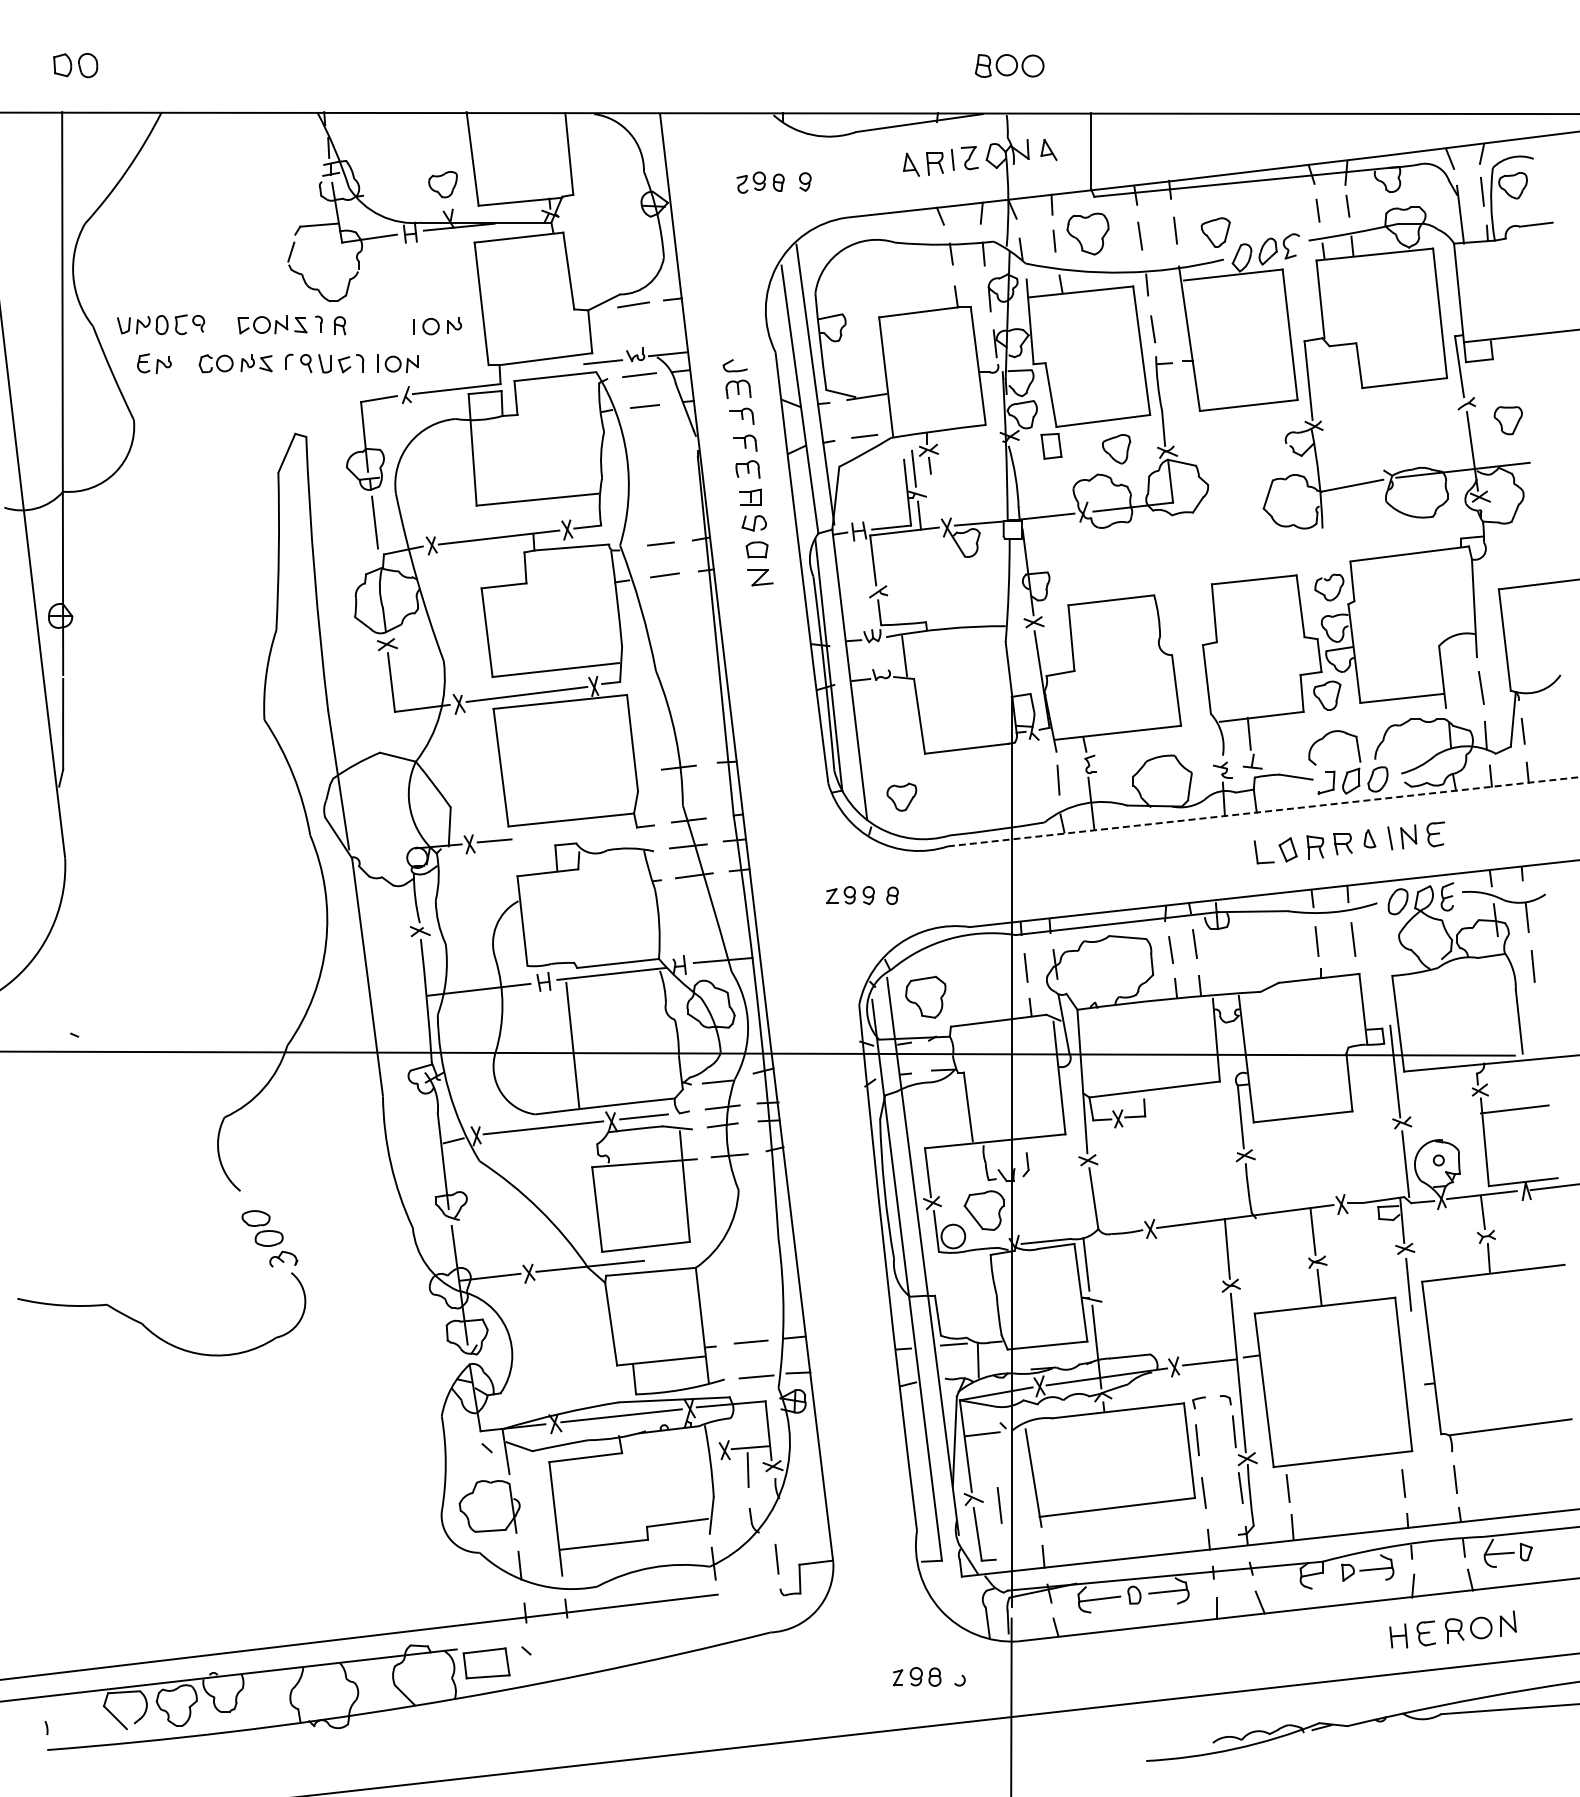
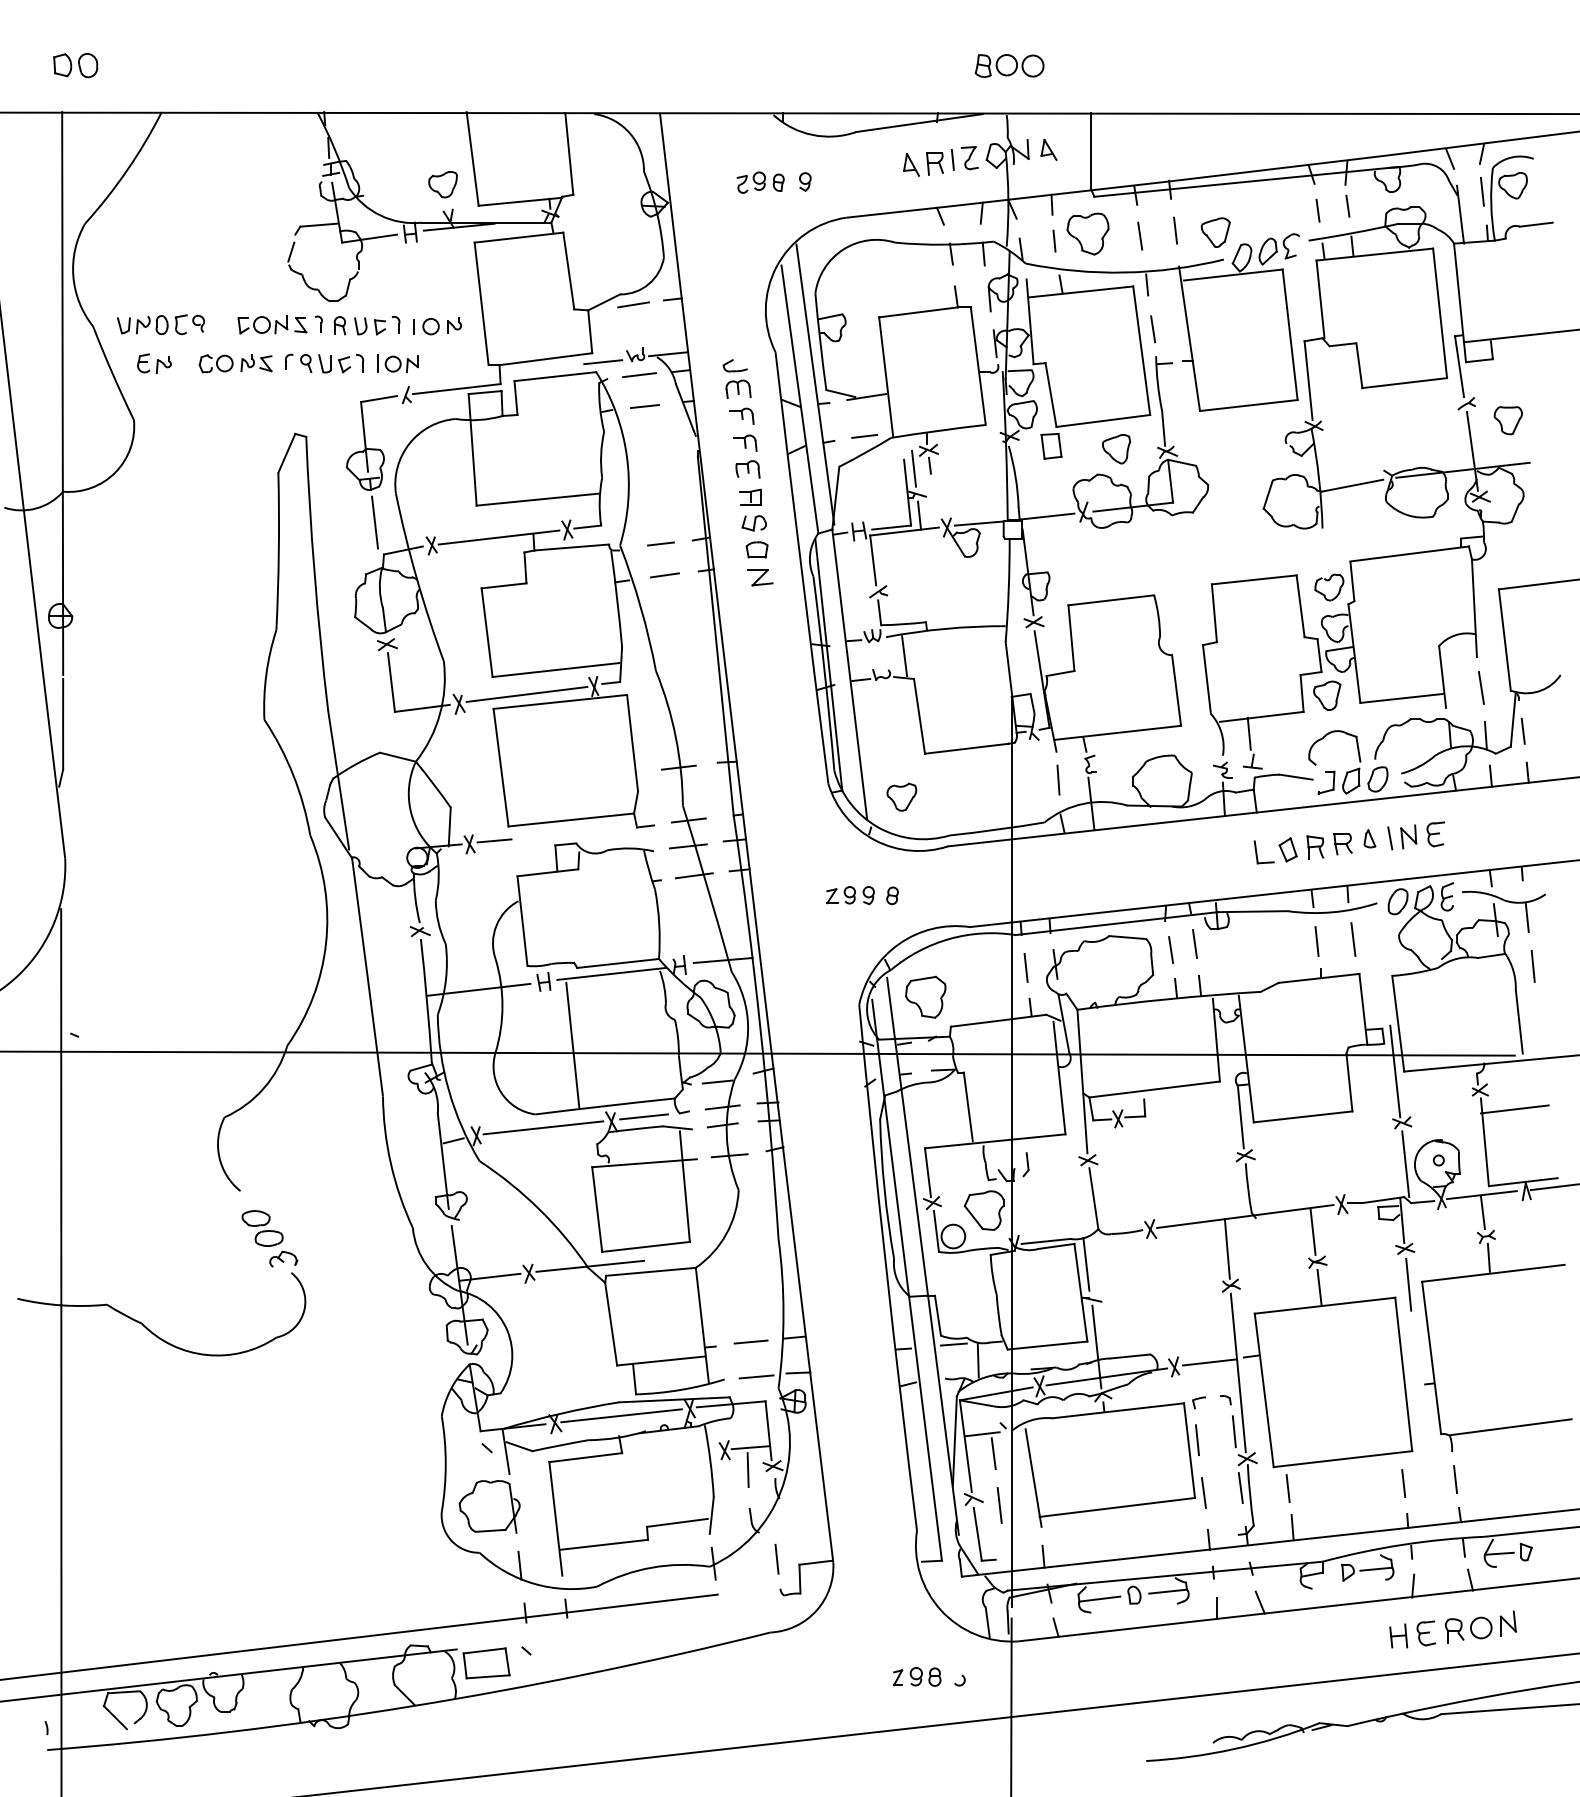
part: none -> present (377, 325)
line: dashed -> solid (1263, 811)
line: none -> present (61, 1351)
line: none -> present (993, 1453)
